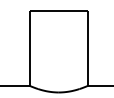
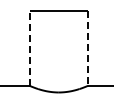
line: solid -> dashed (29, 48)
line: solid -> dashed (88, 49)
